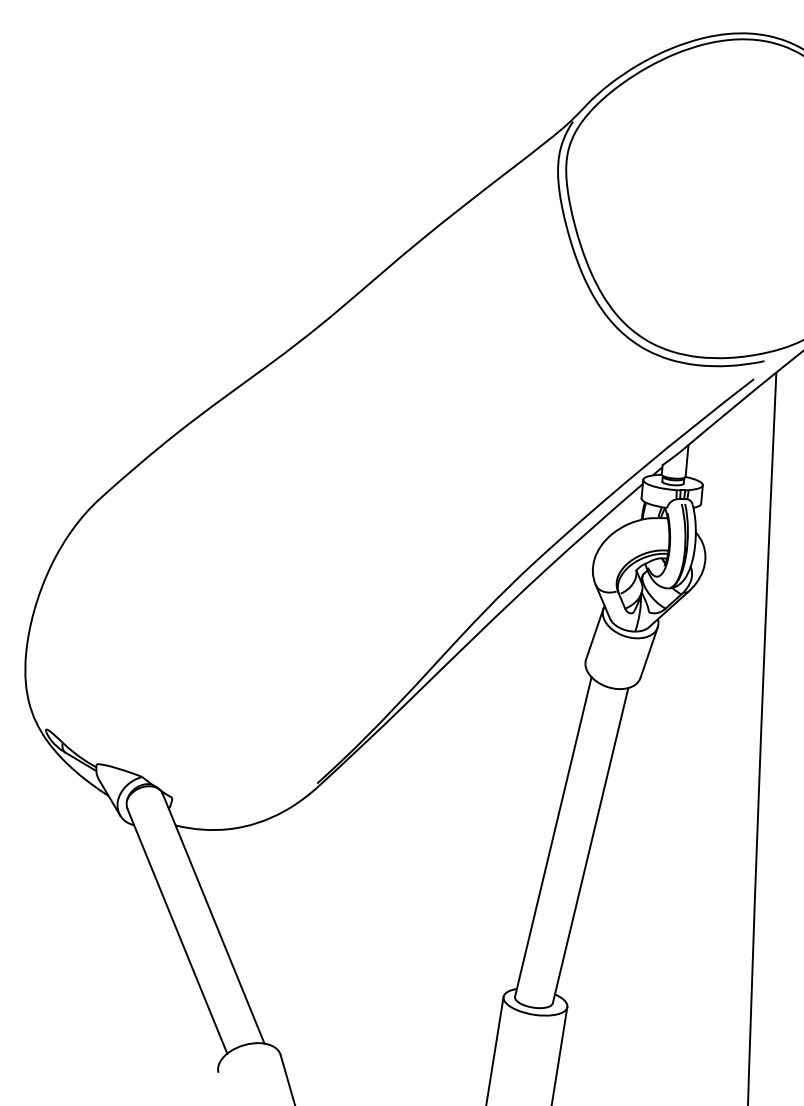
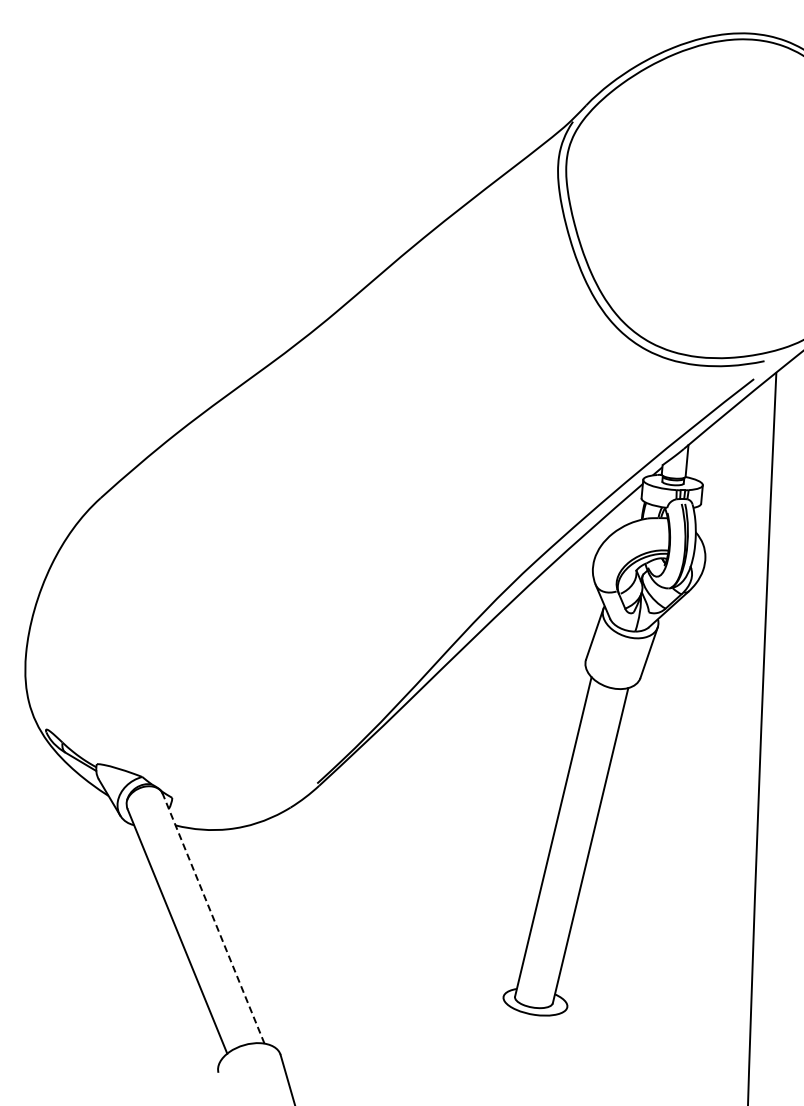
line: solid -> dashed (213, 918)
line: present -> none (494, 1049)
line: present -> none (559, 1054)
